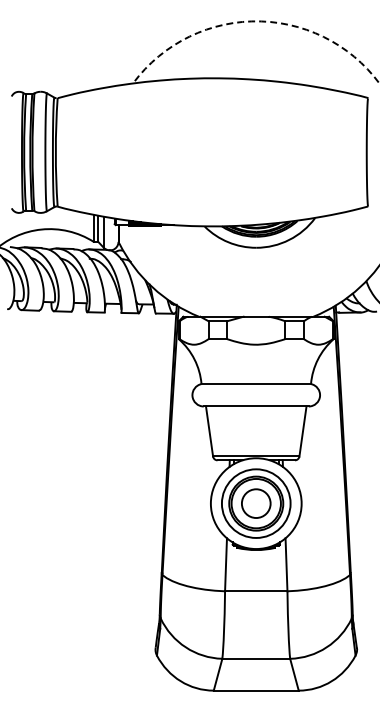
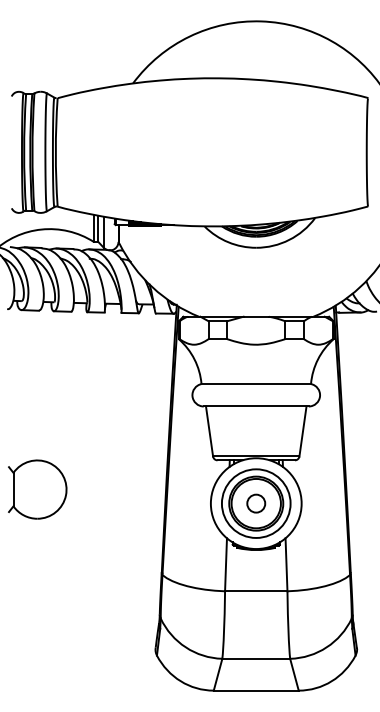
arc: dashed -> solid (257, 21)
part: none -> present (37, 489)
circle diameter: 29 px -> 18 px (256, 503)
